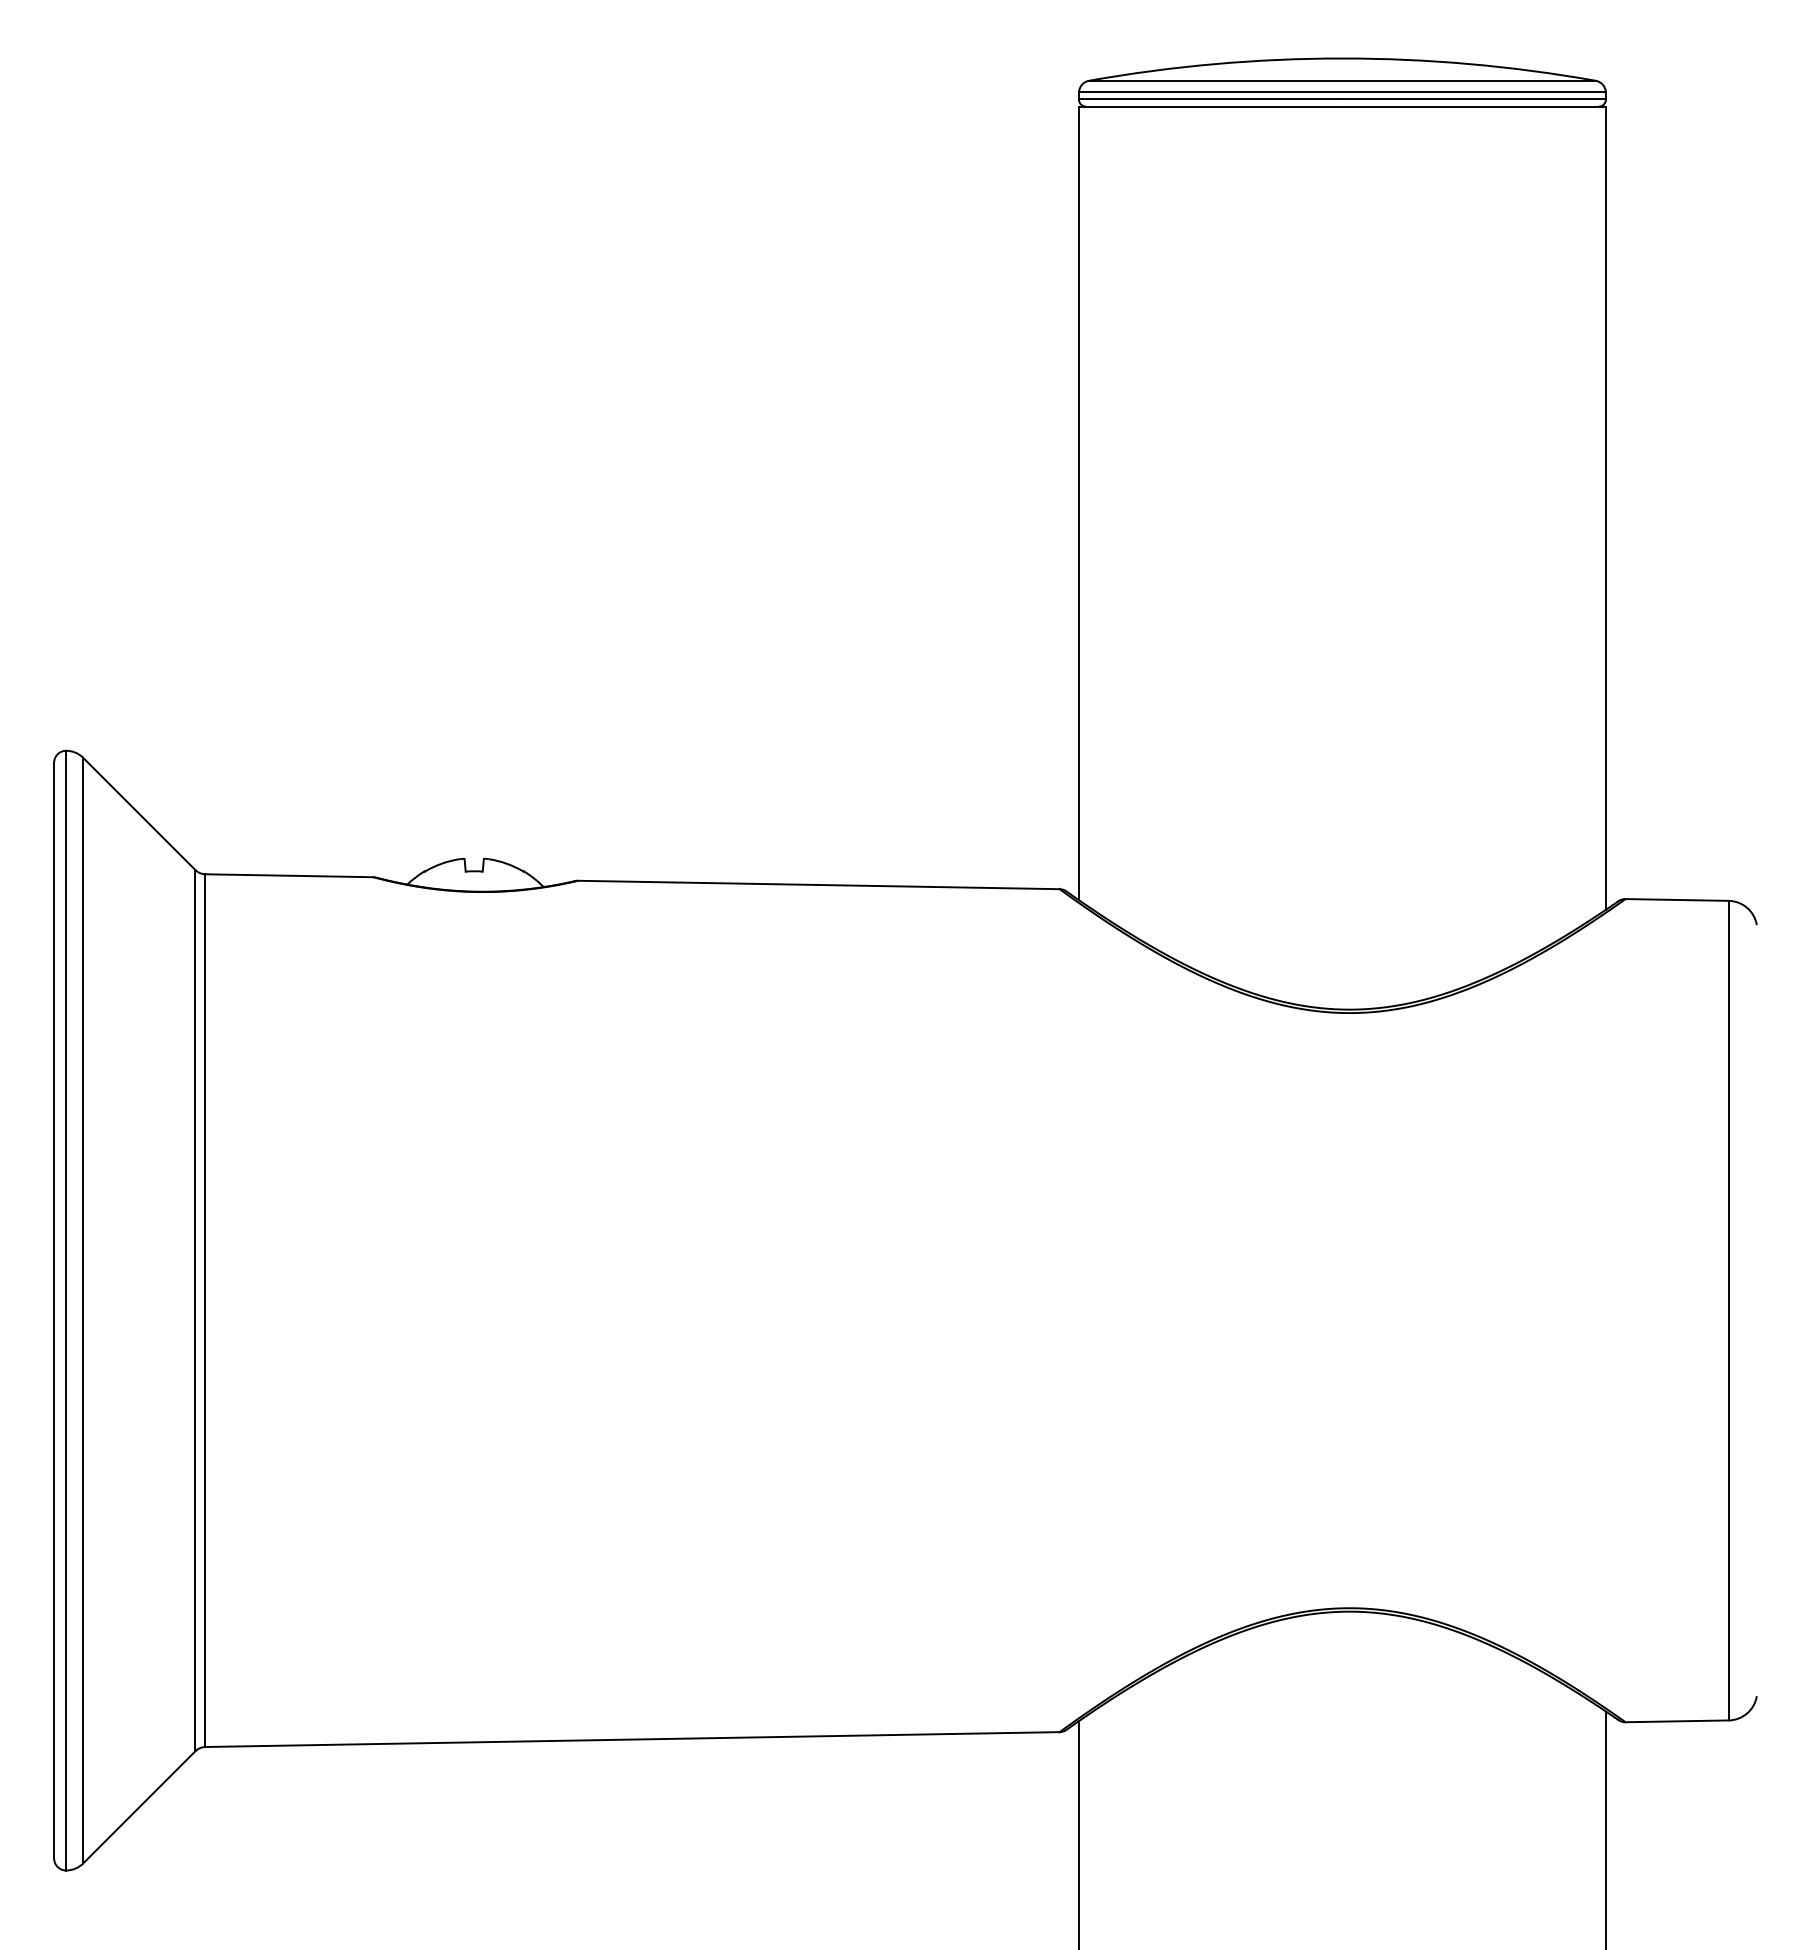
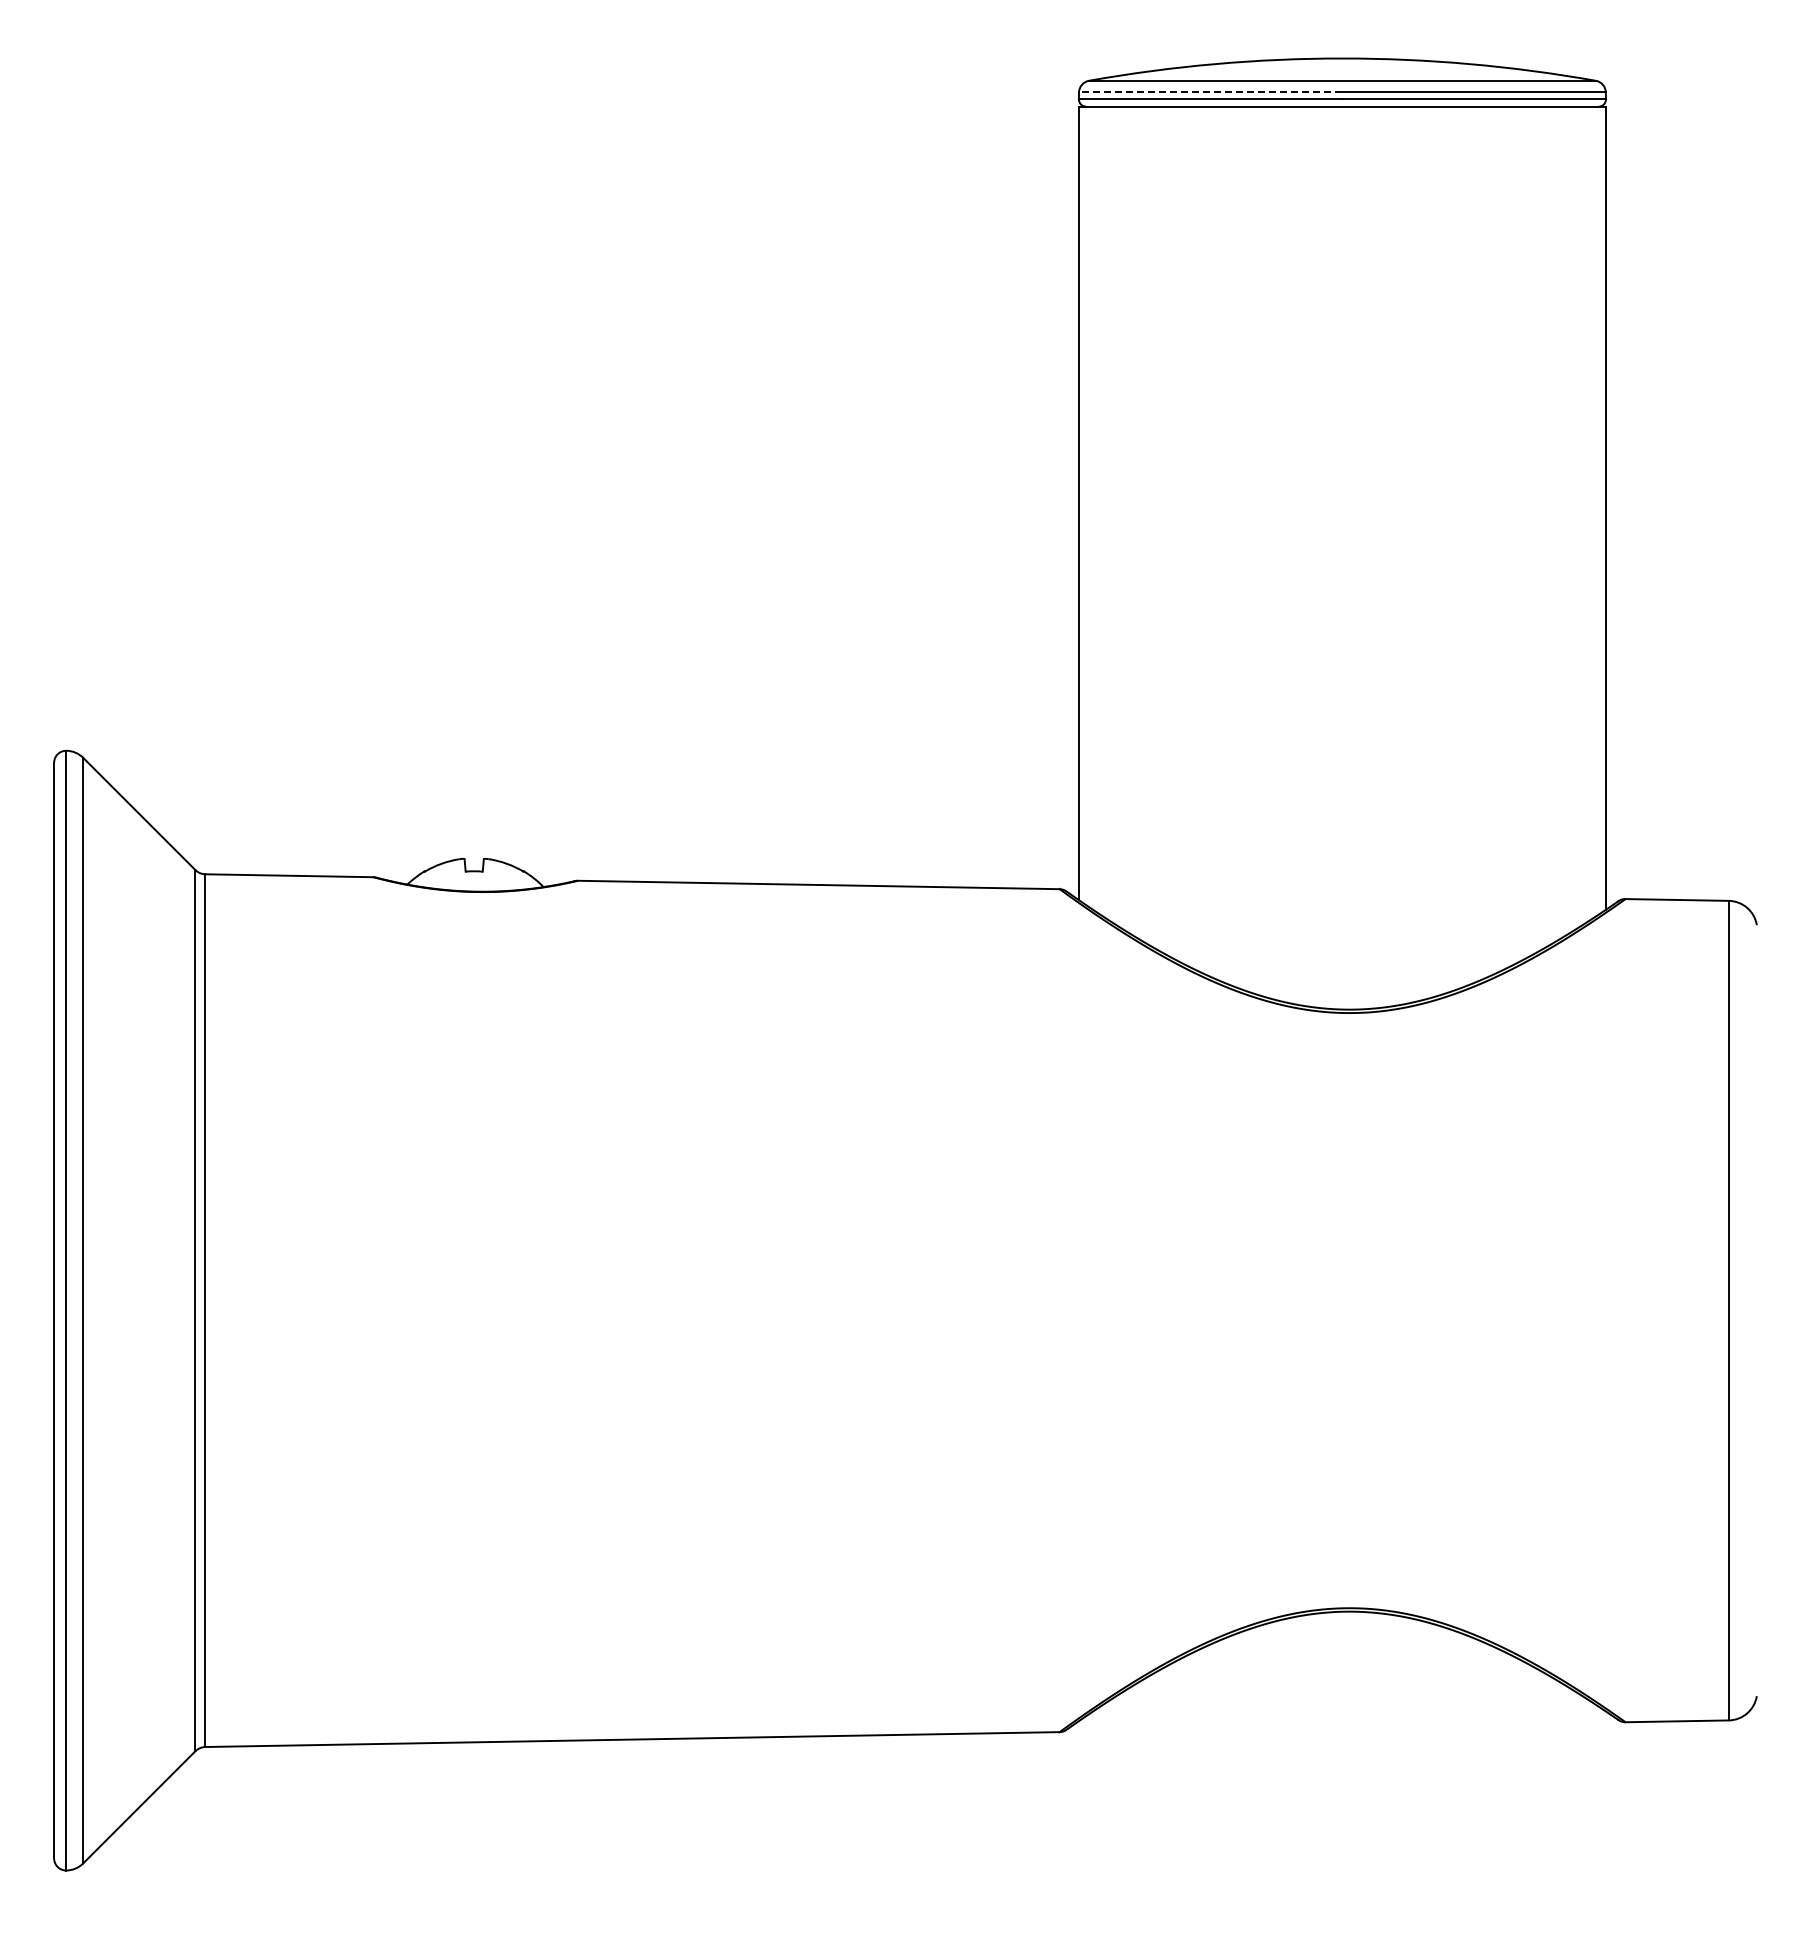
line: solid -> dashed (1210, 92)
line: present -> none (1606, 1828)
line: present -> none (1078, 1833)
